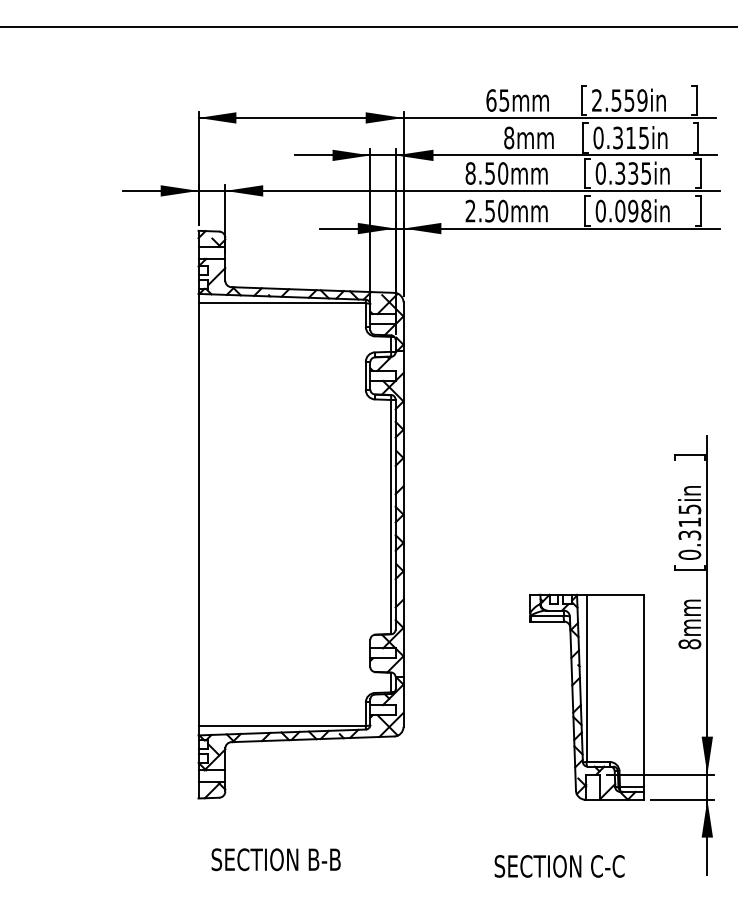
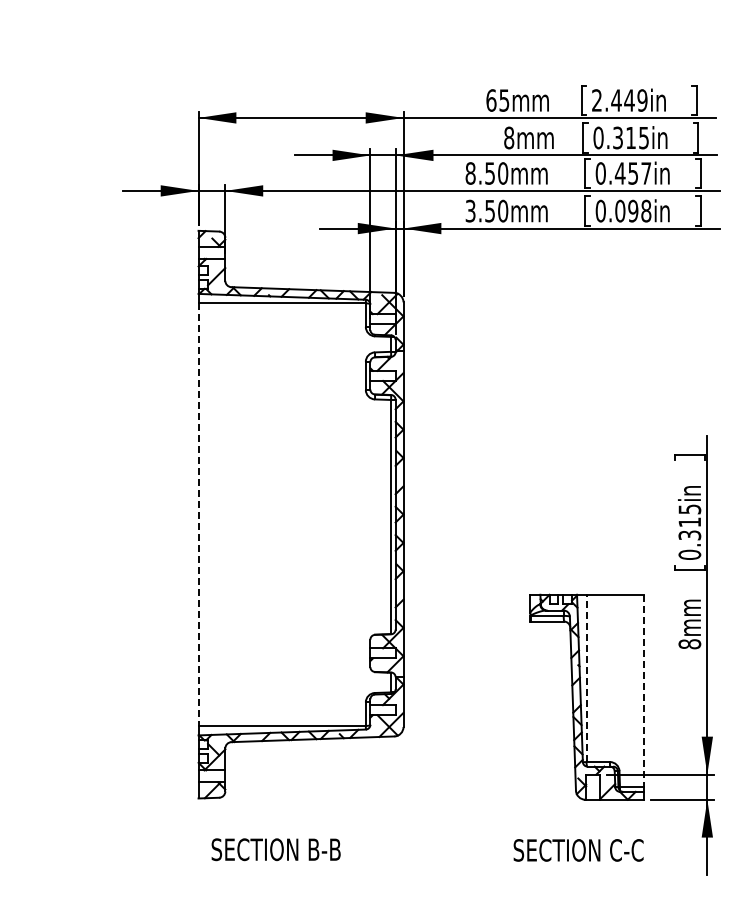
line: present -> none (369, 27)
text: 2.559in -> 2.449in (622, 100)
text: 0.335in -> 0.457in (632, 173)
text: 2.50mm -> 3.50mm (470, 211)
line: solid -> dashed (198, 515)
line: solid -> dashed (586, 678)
line: solid -> dashed (644, 691)
text position: (275, 859) -> (275, 849) (275, 849)
text position: (559, 866) -> (578, 850) (578, 850)
